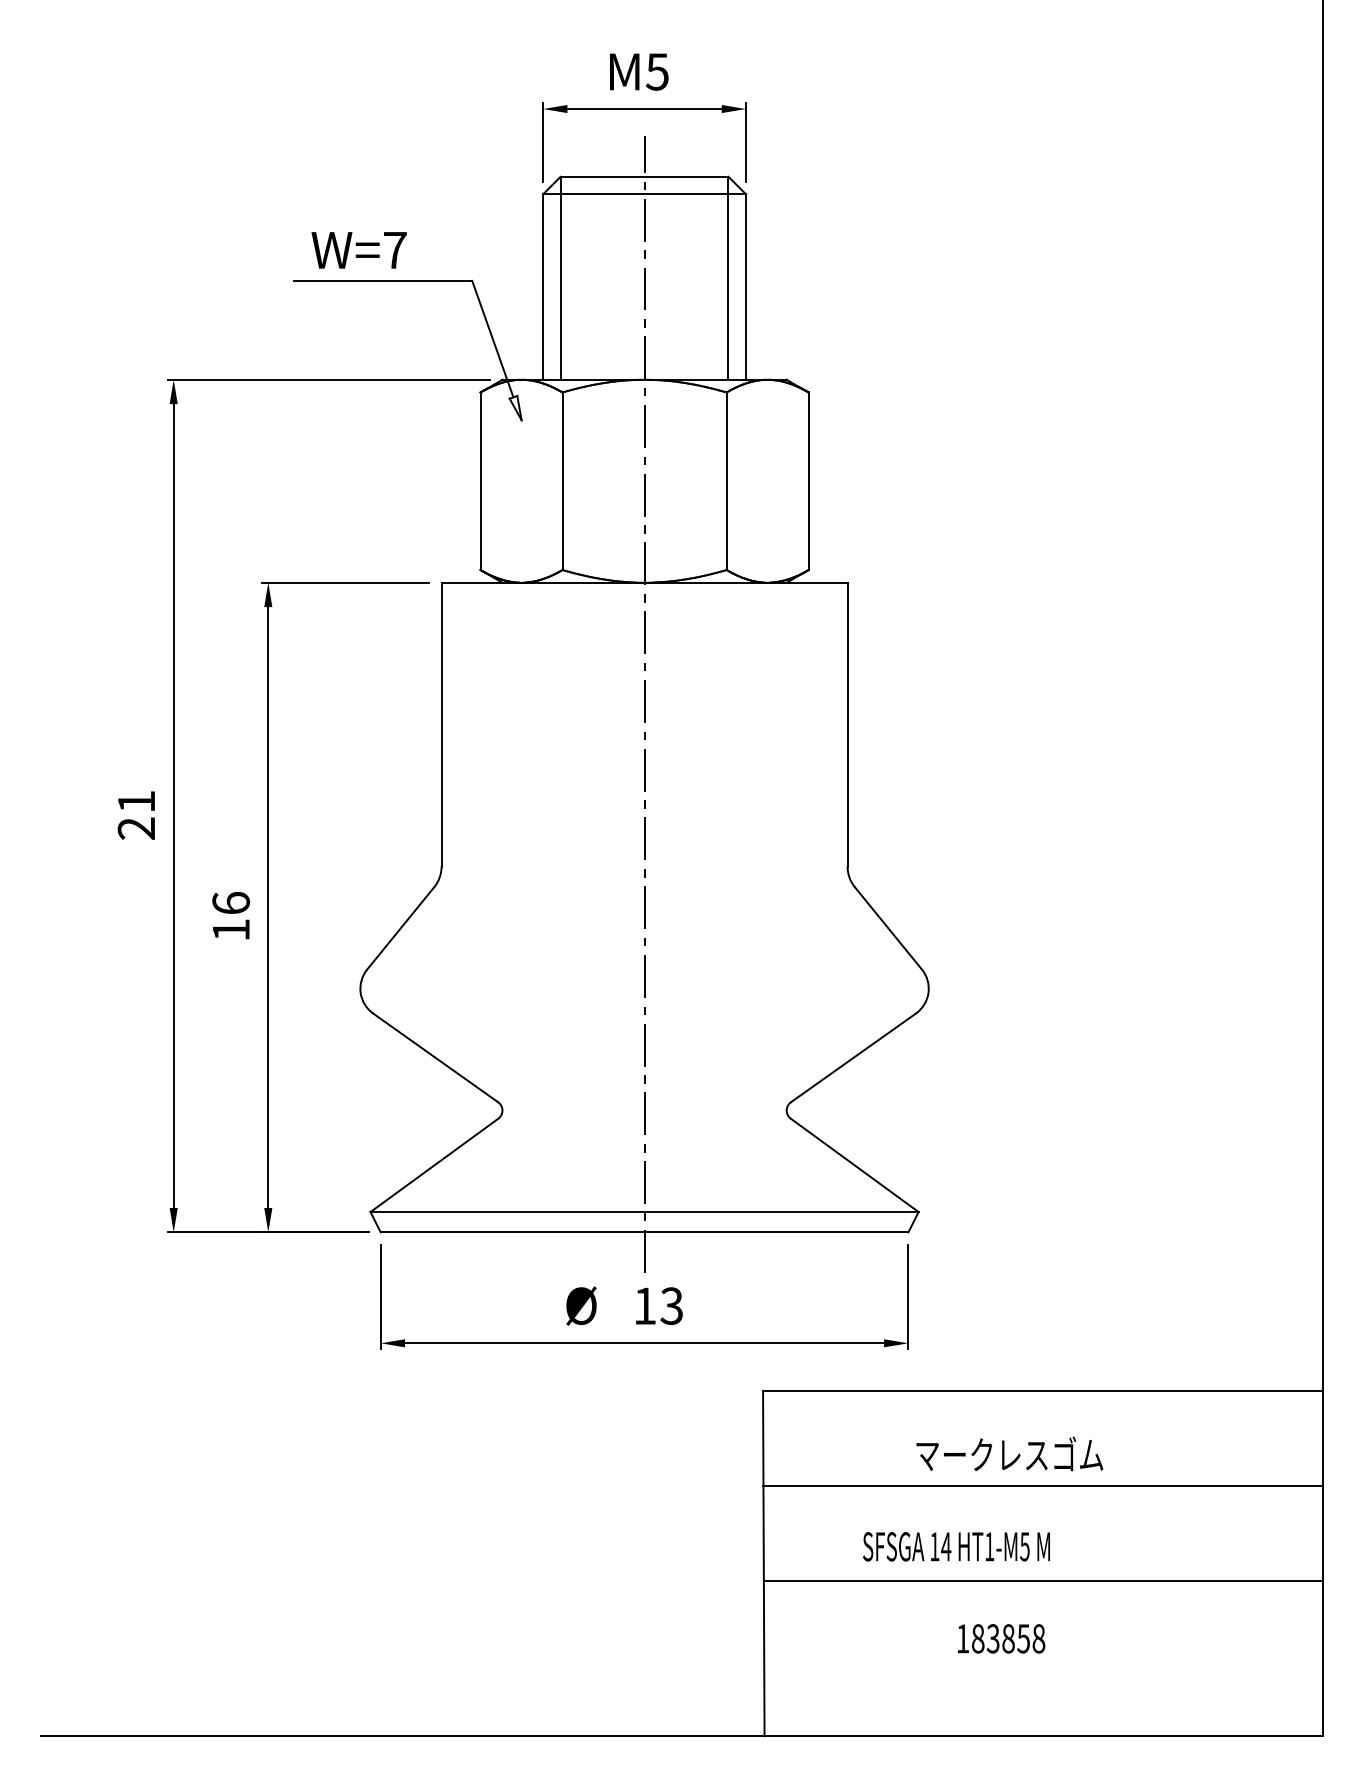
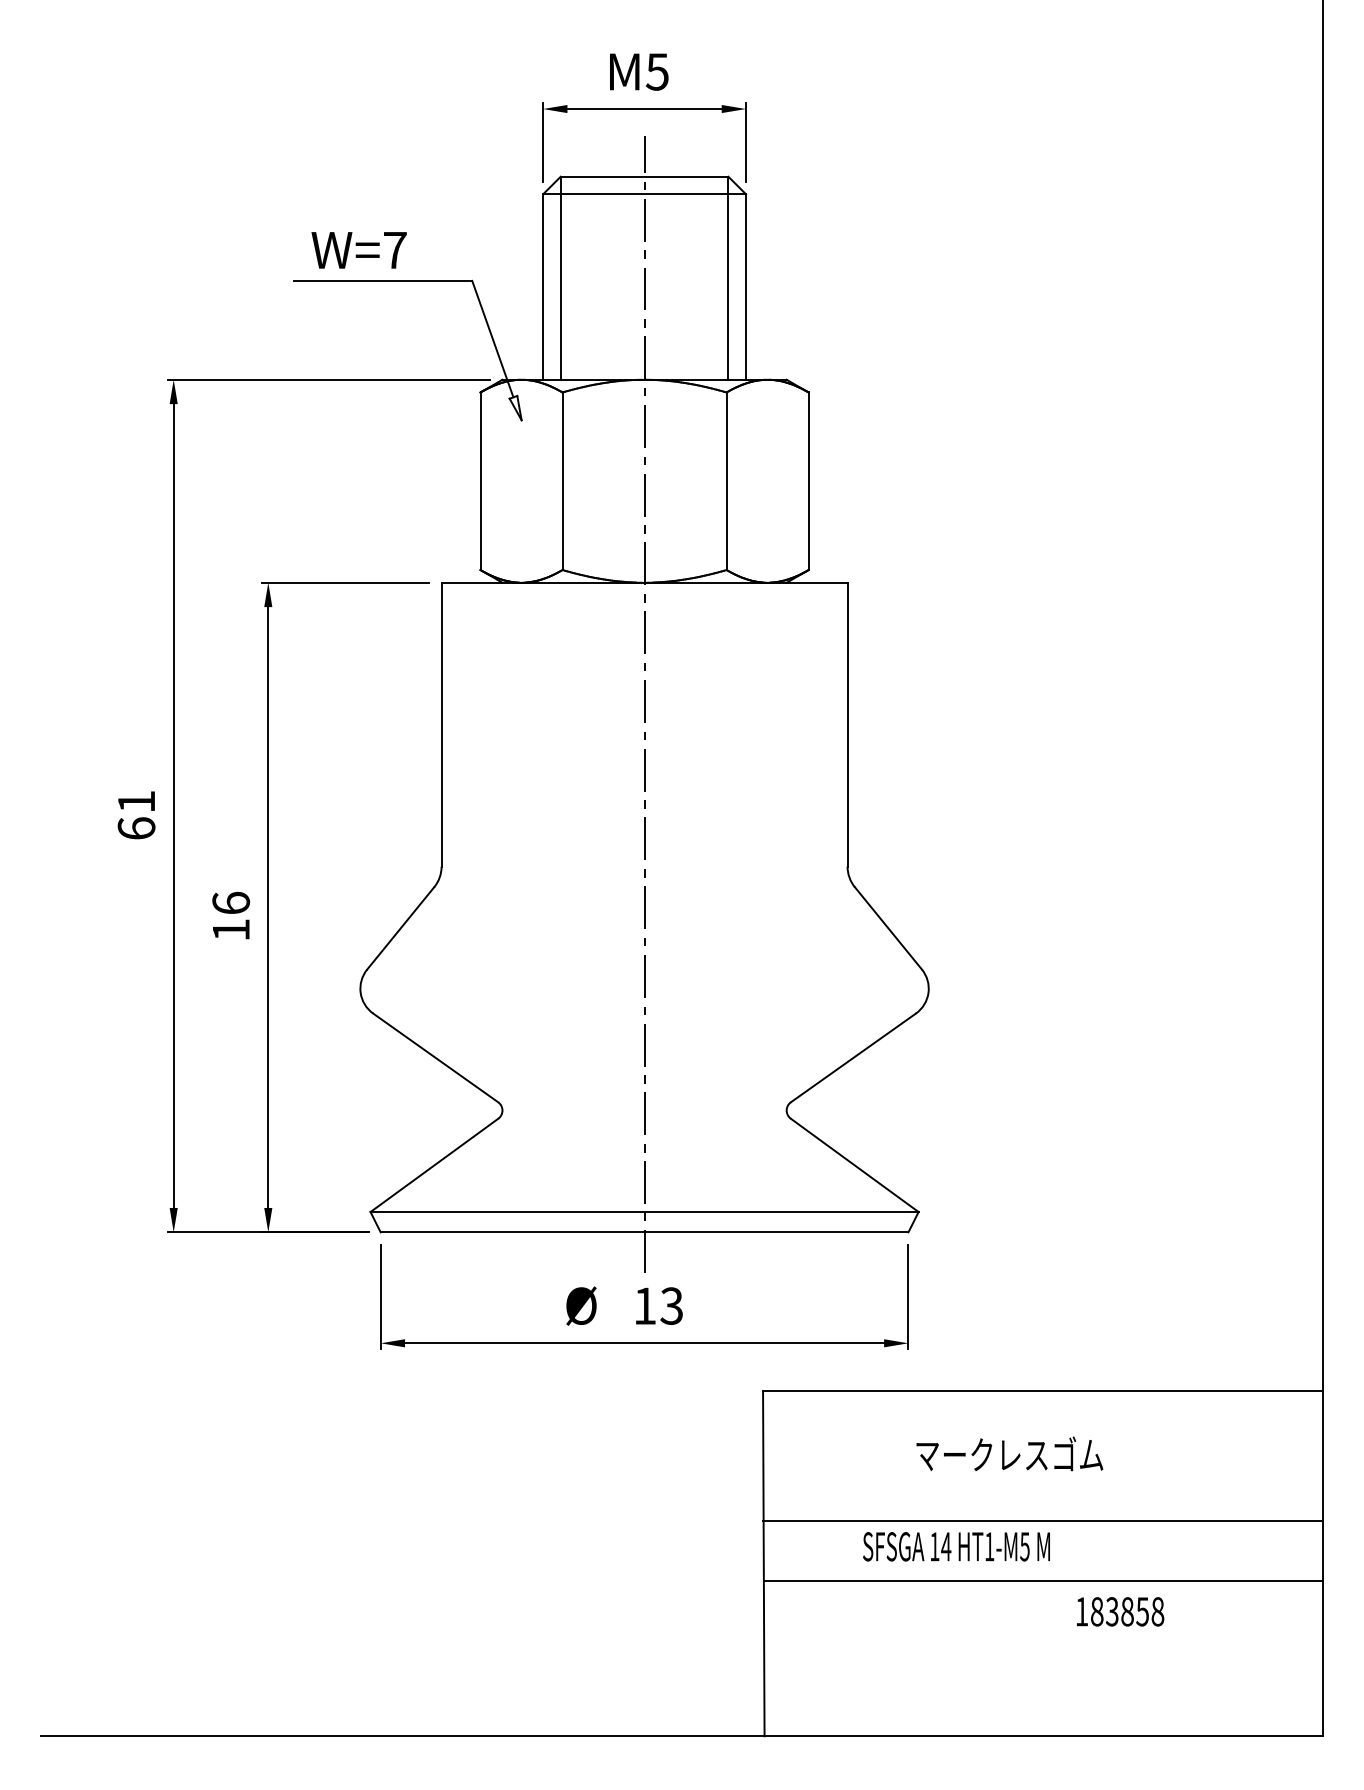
text: 21 -> 61 (136, 828)
line position: (1043, 1486) -> (1043, 1521) (1043, 1521)
text position: (1001, 1638) -> (1120, 1611) (1120, 1611)
